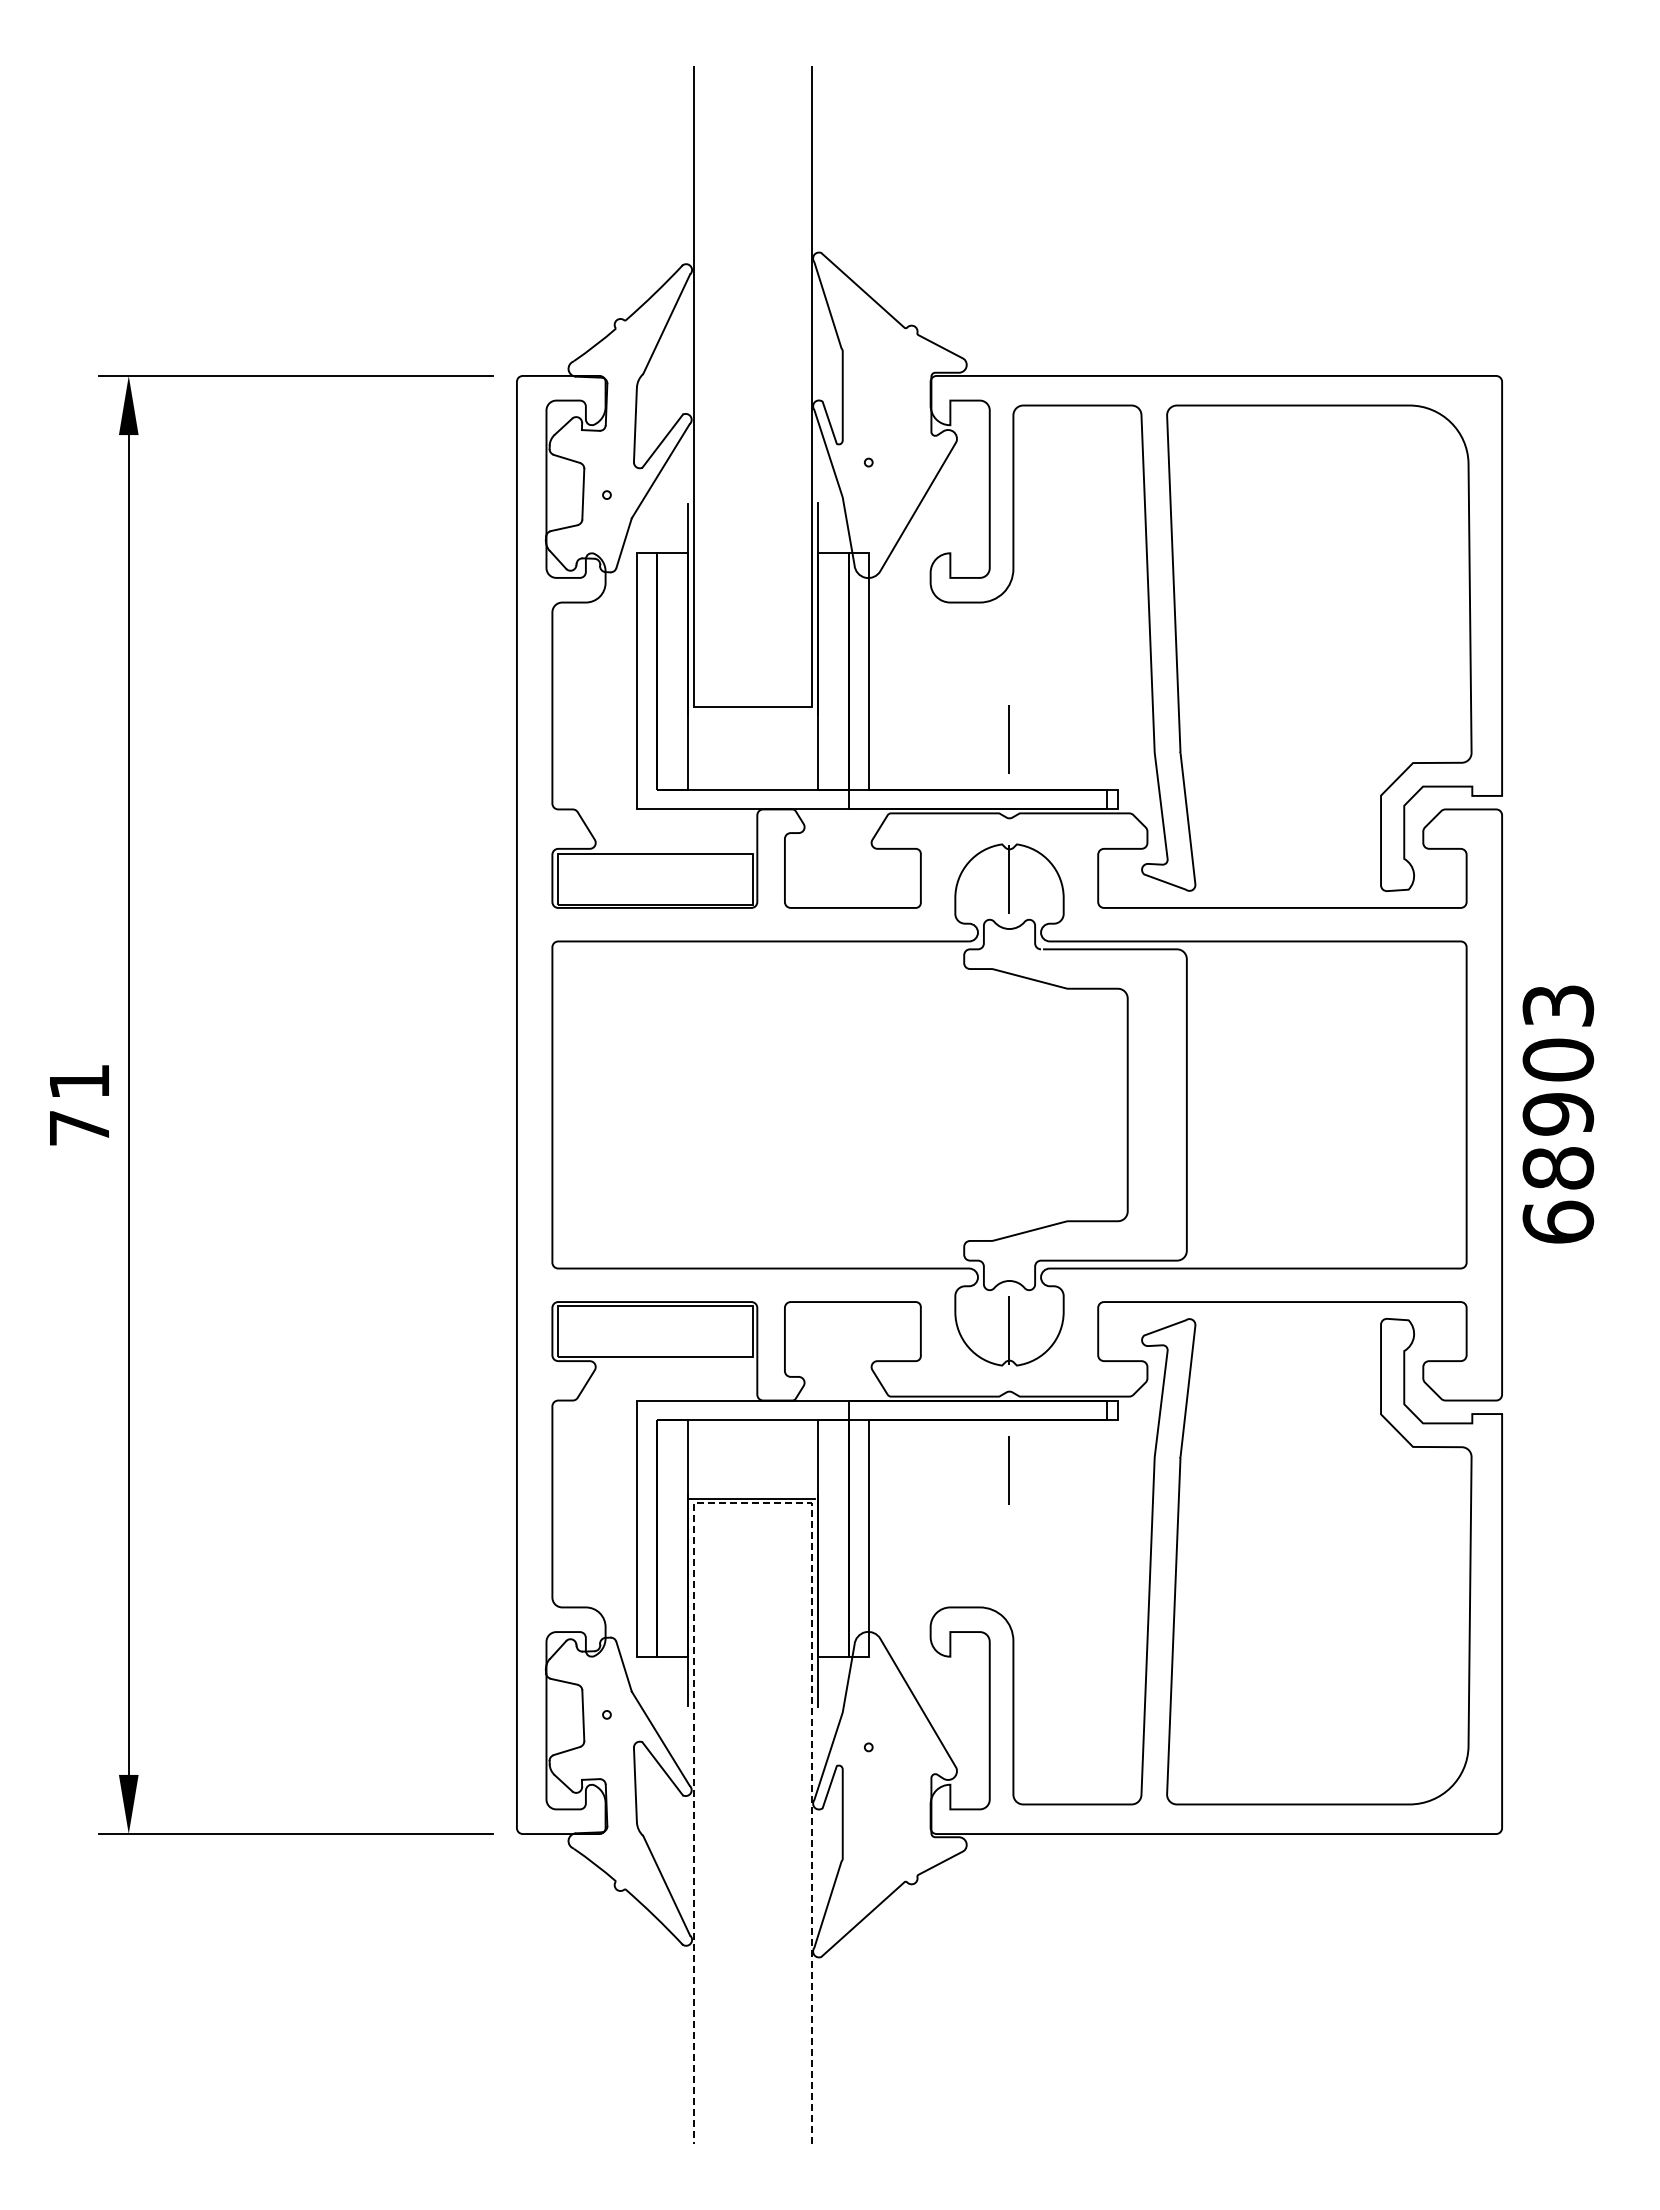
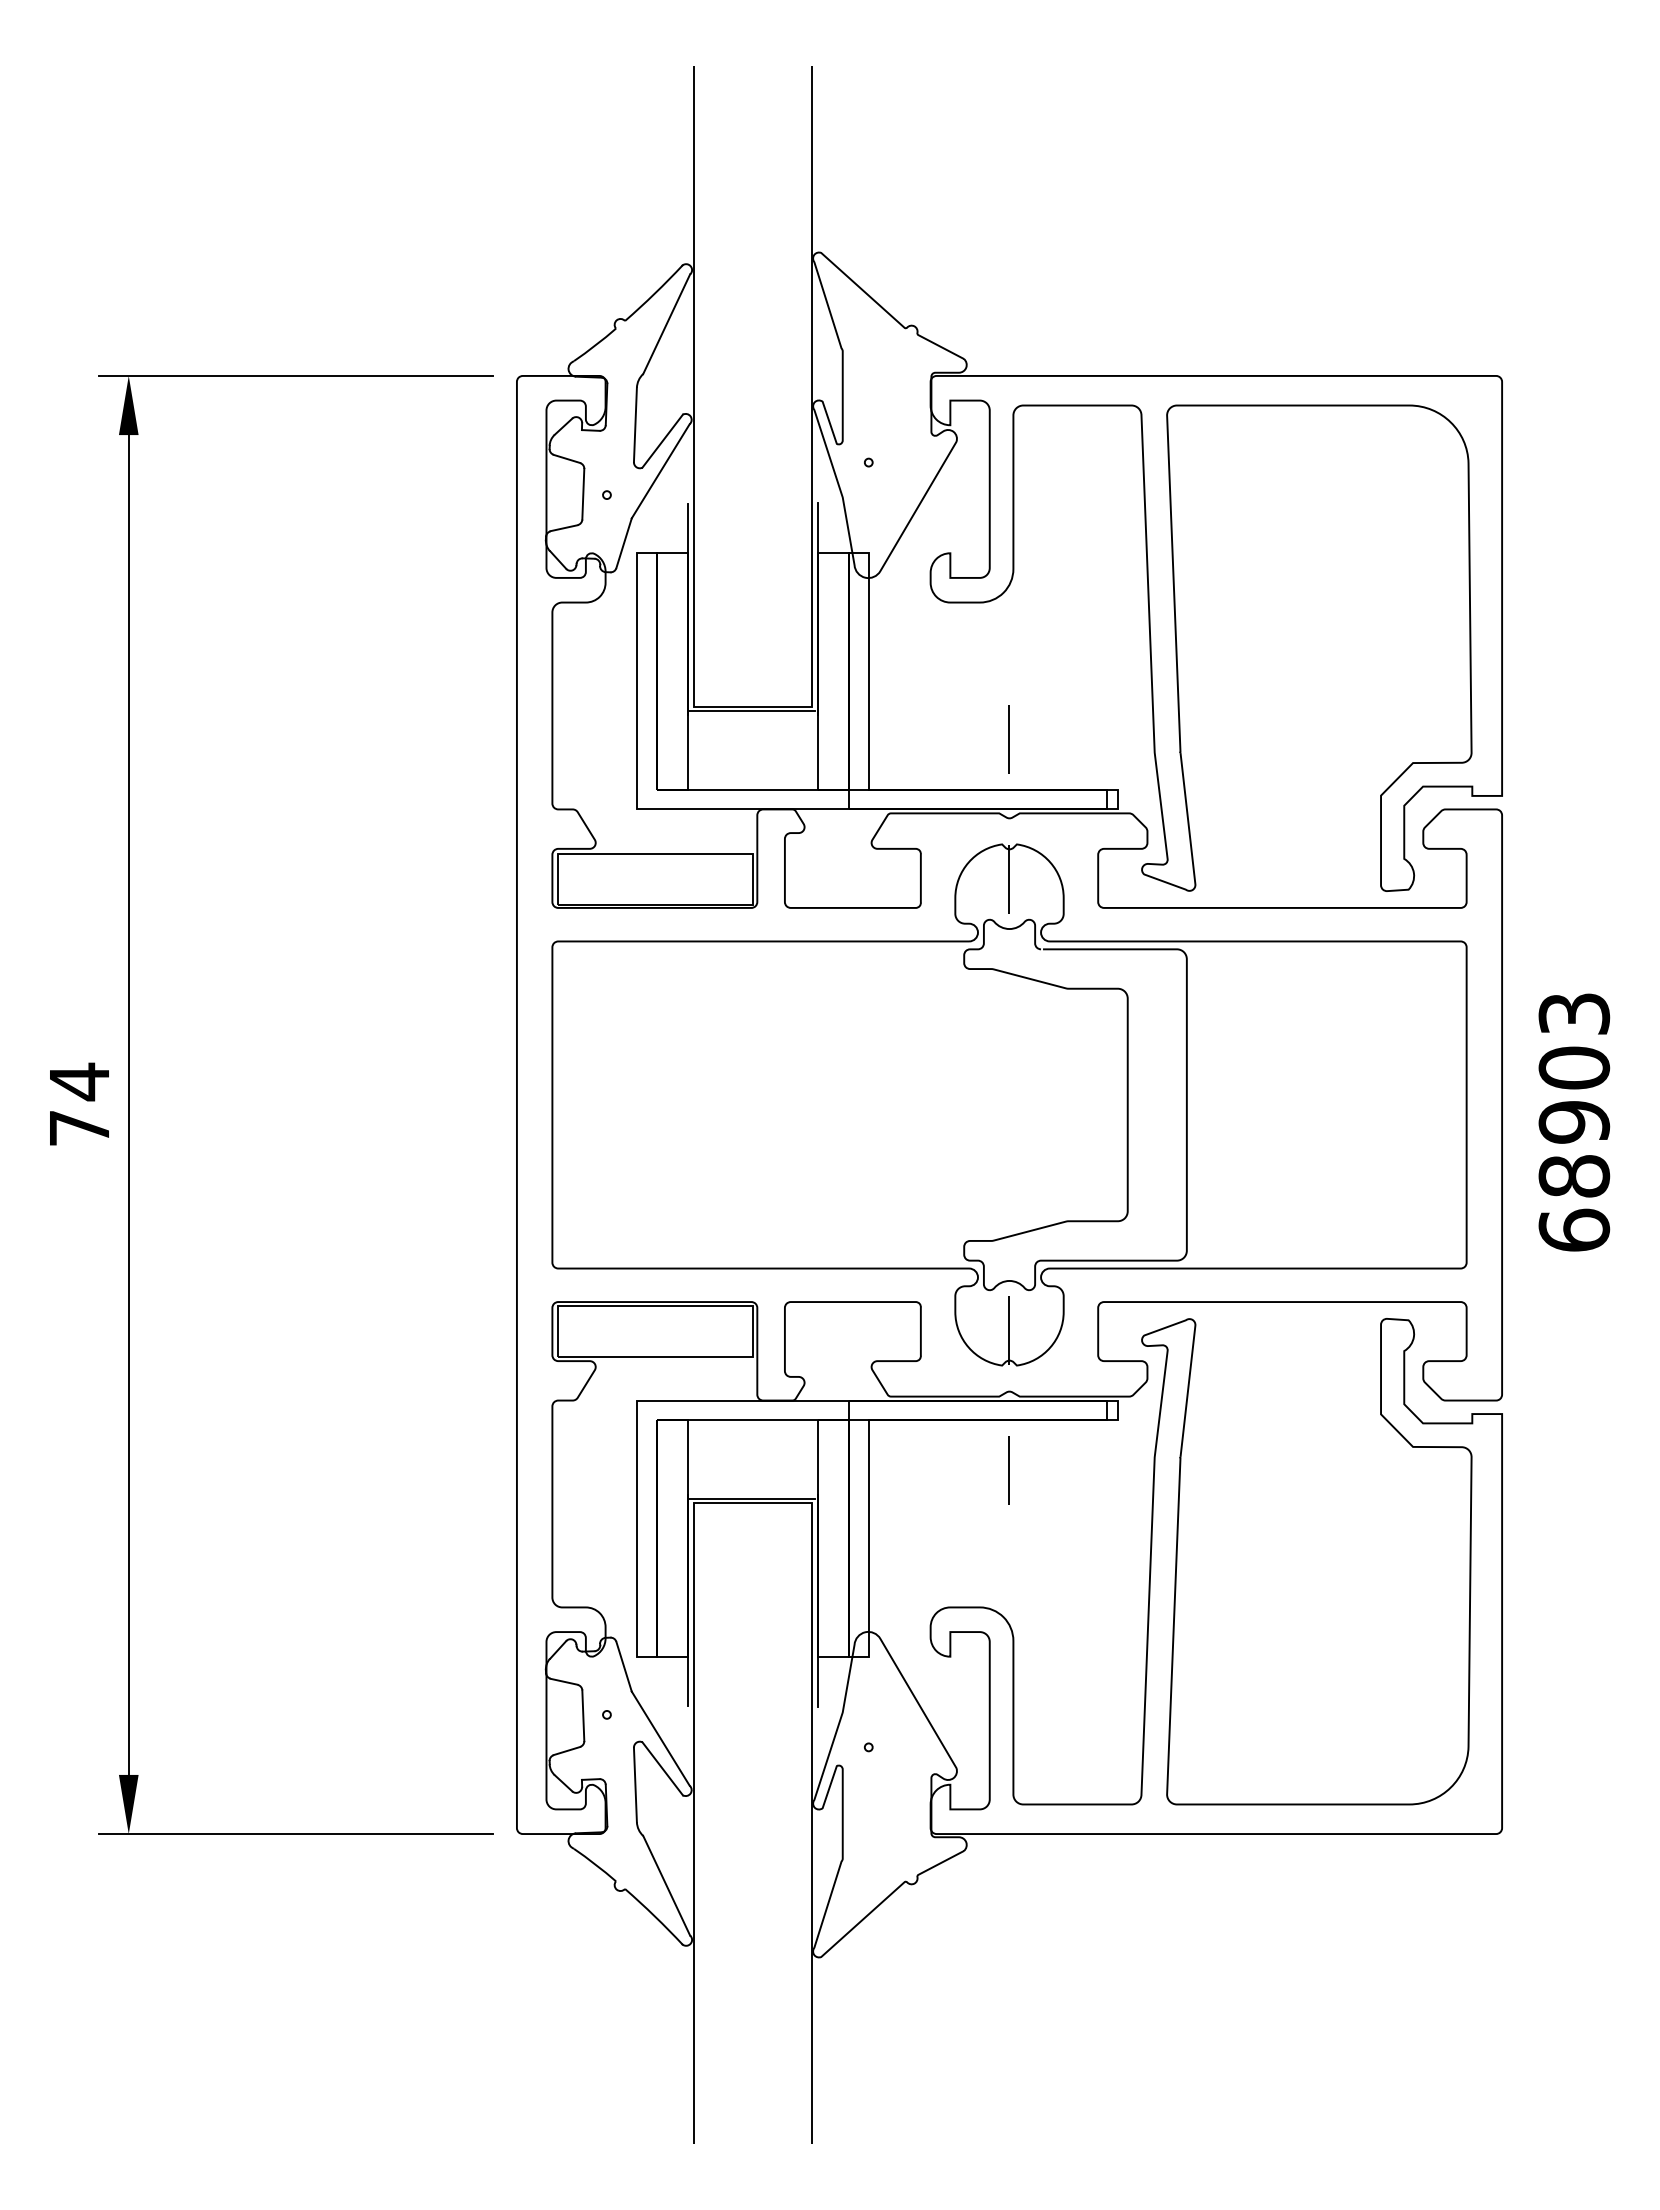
line: none -> present (751, 710)
text: 71 -> 74 (79, 1081)
text position: (1558, 1114) -> (1574, 1122) (1574, 1122)
line: dashed -> solid (752, 1503)
